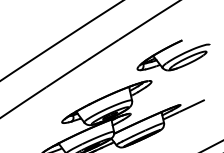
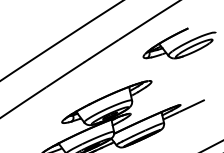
part position: (173, 55) -> (179, 43) (179, 43)
